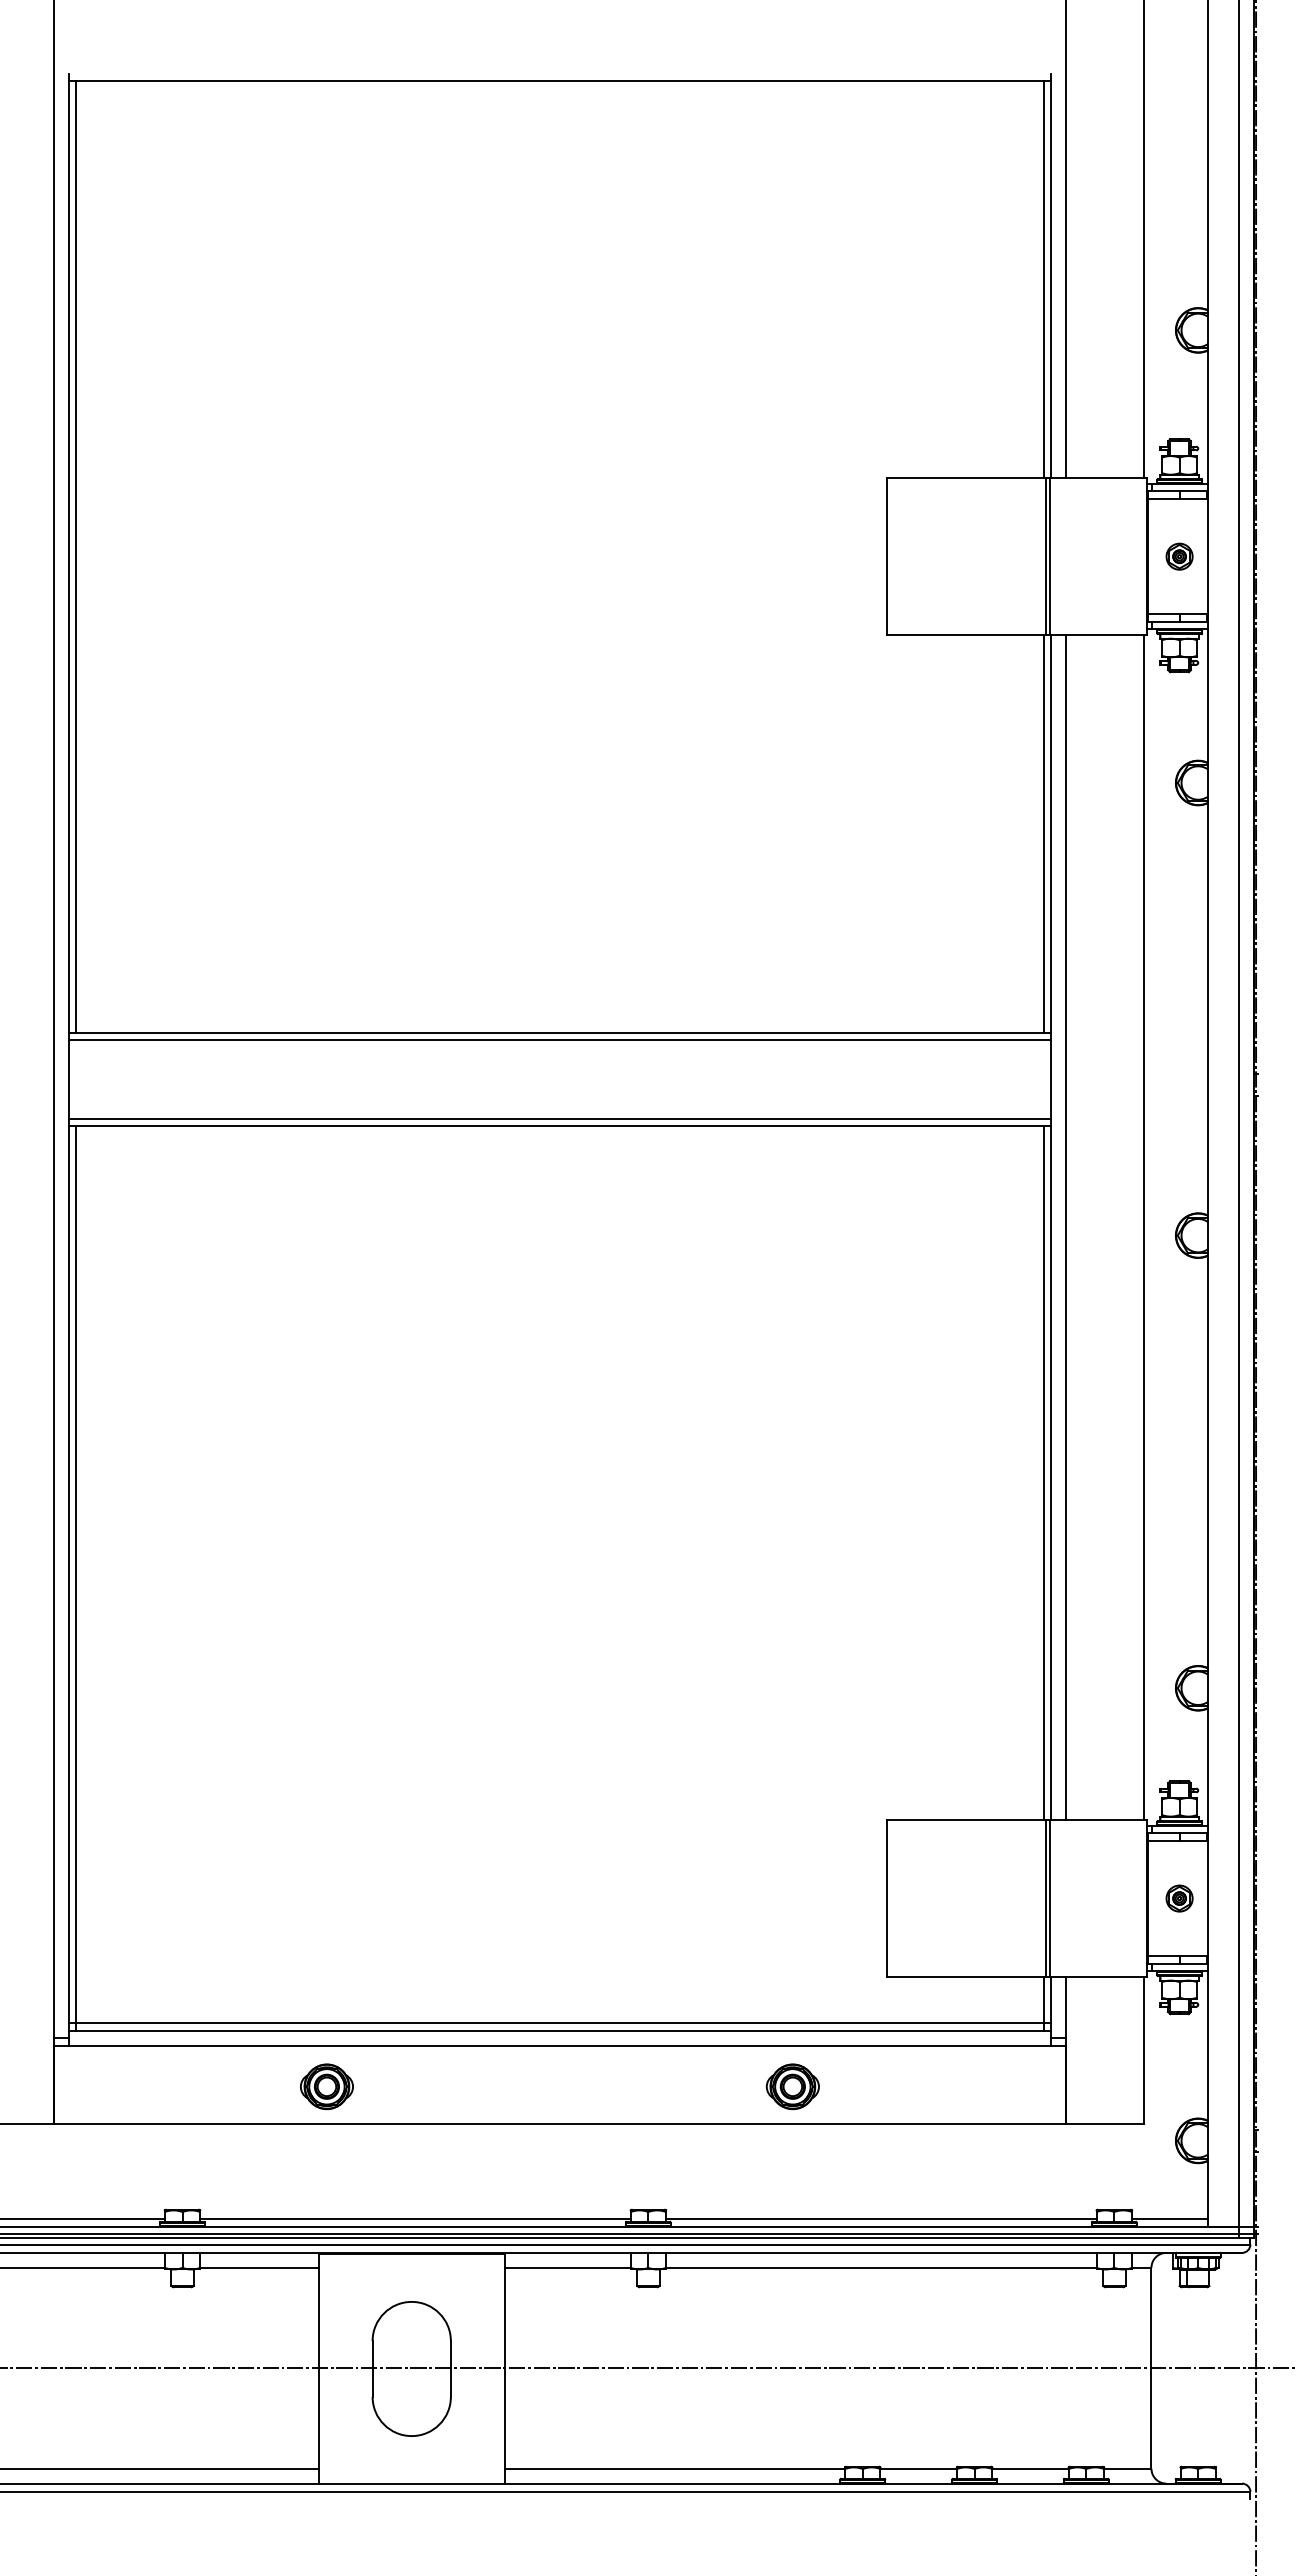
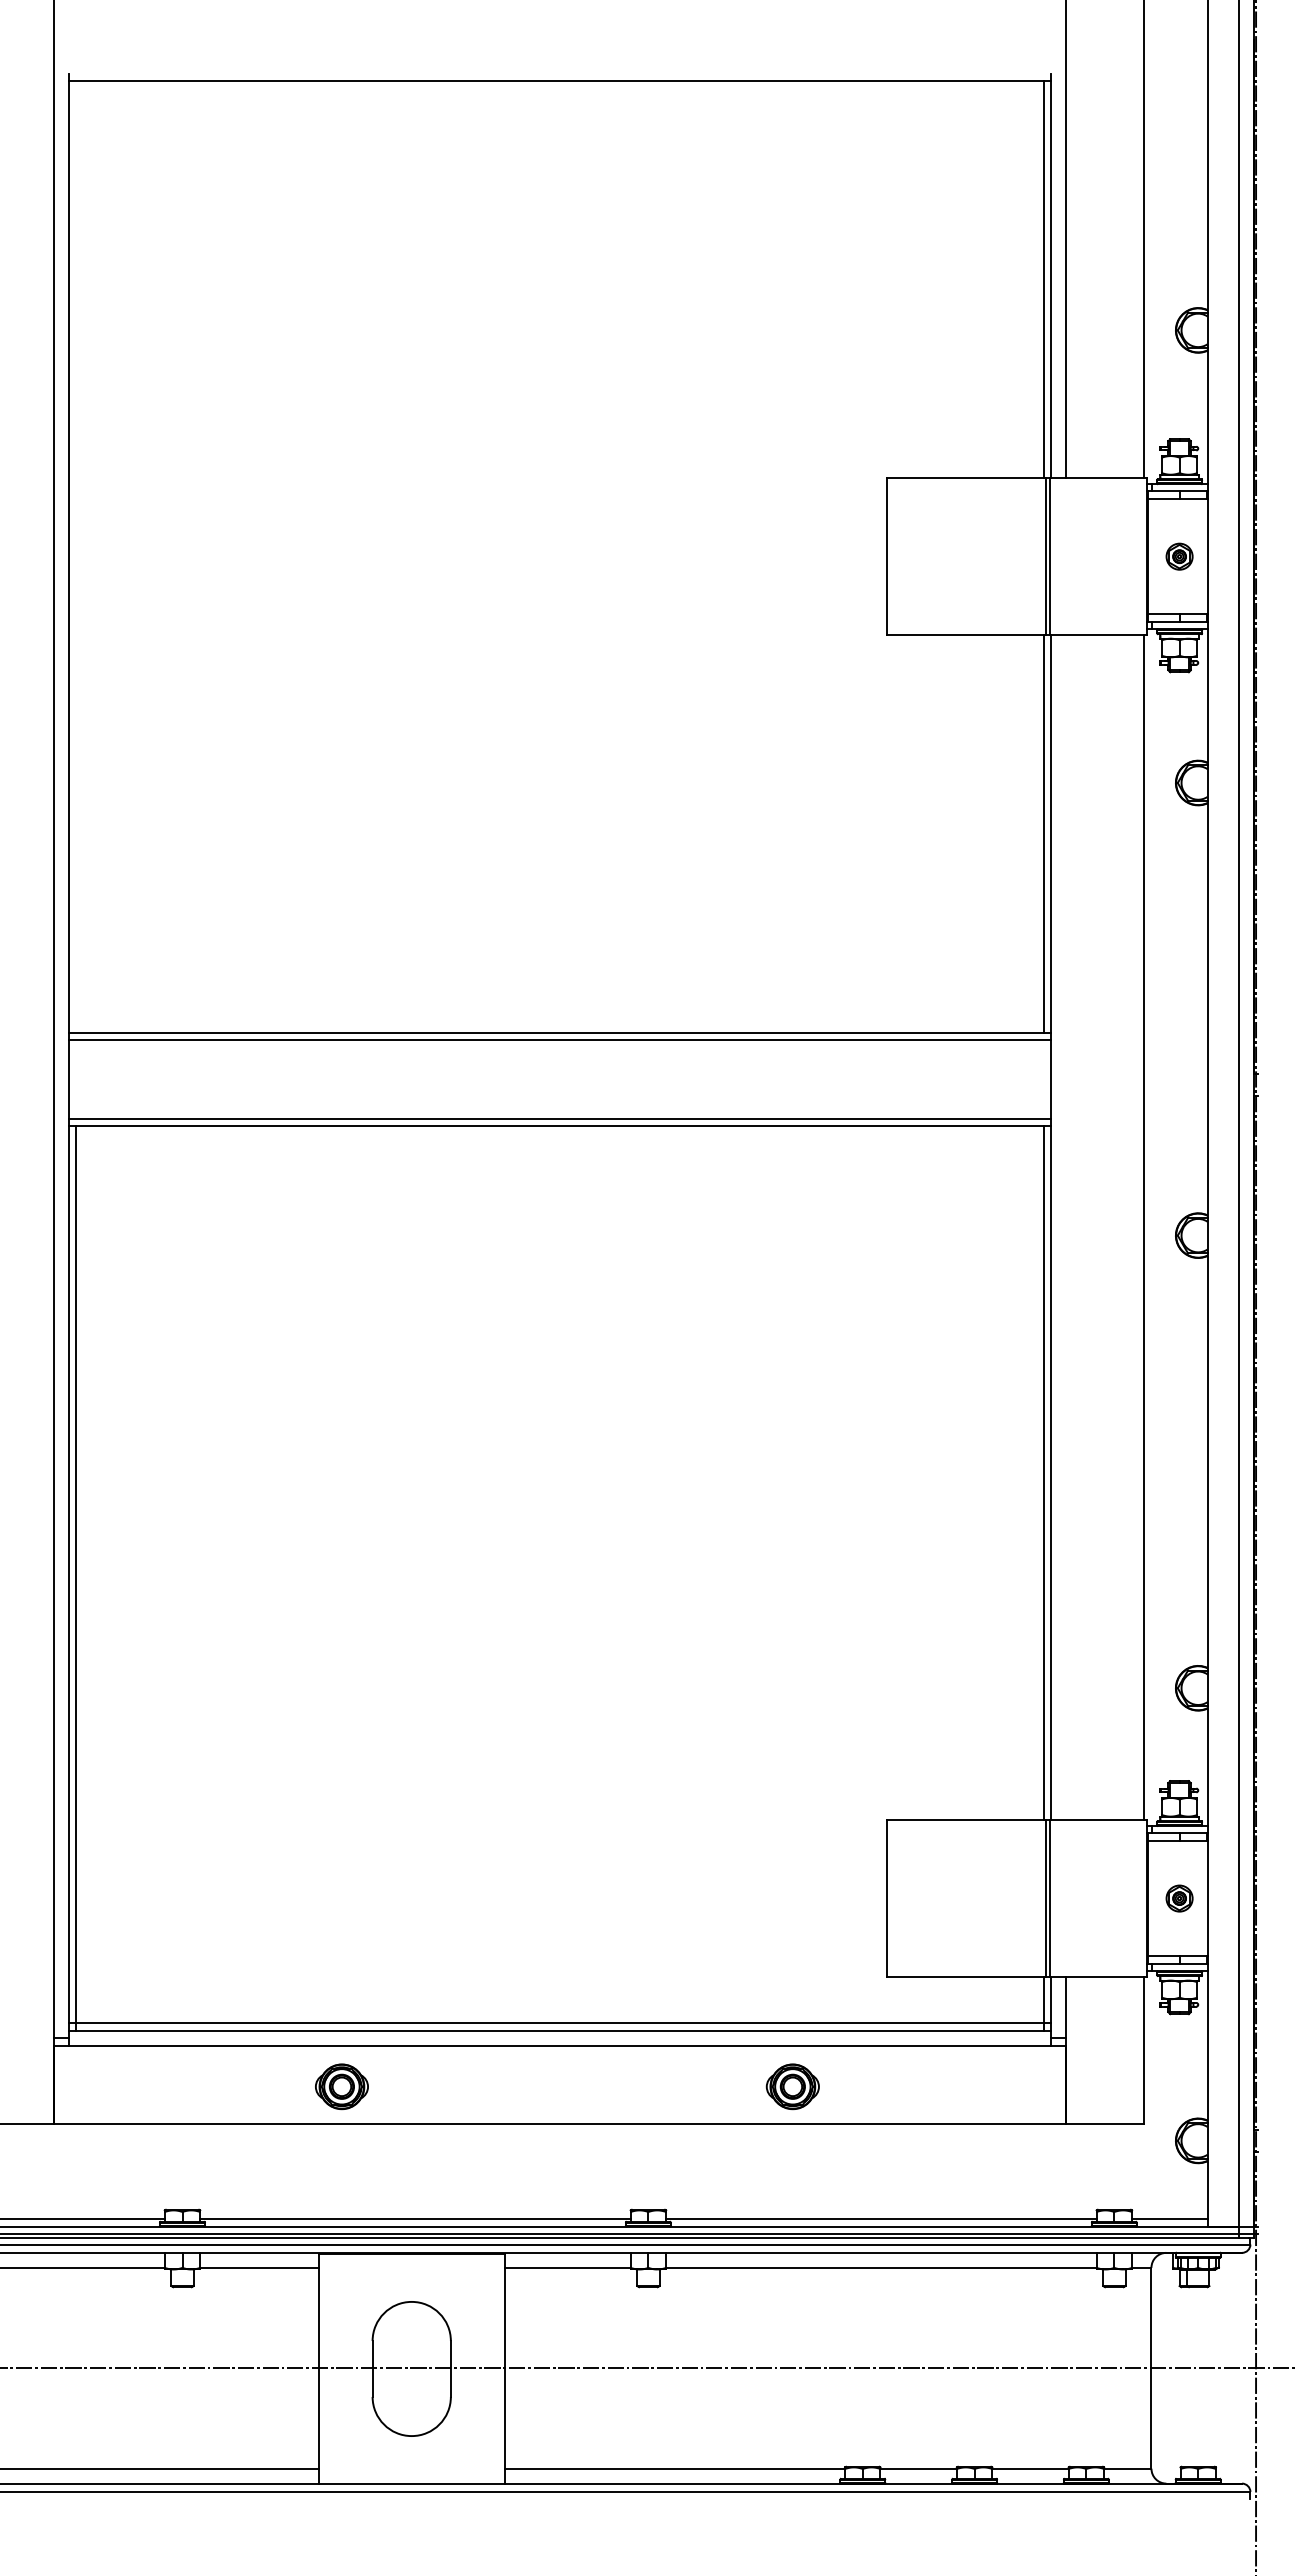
line: present -> none (76, 556)
line: present -> none (1065, 1227)
part position: (326, 2086) -> (341, 2086) (341, 2086)
